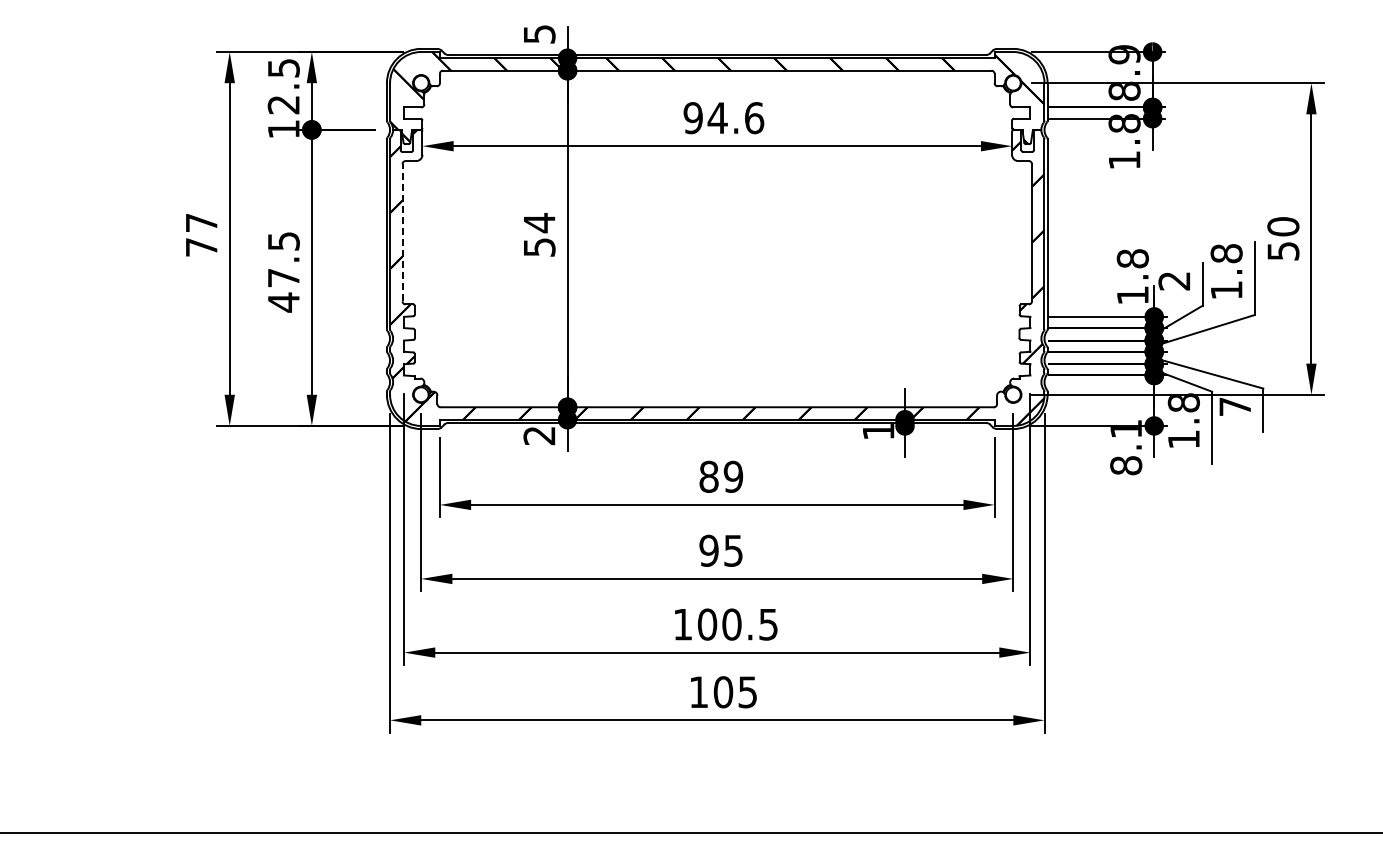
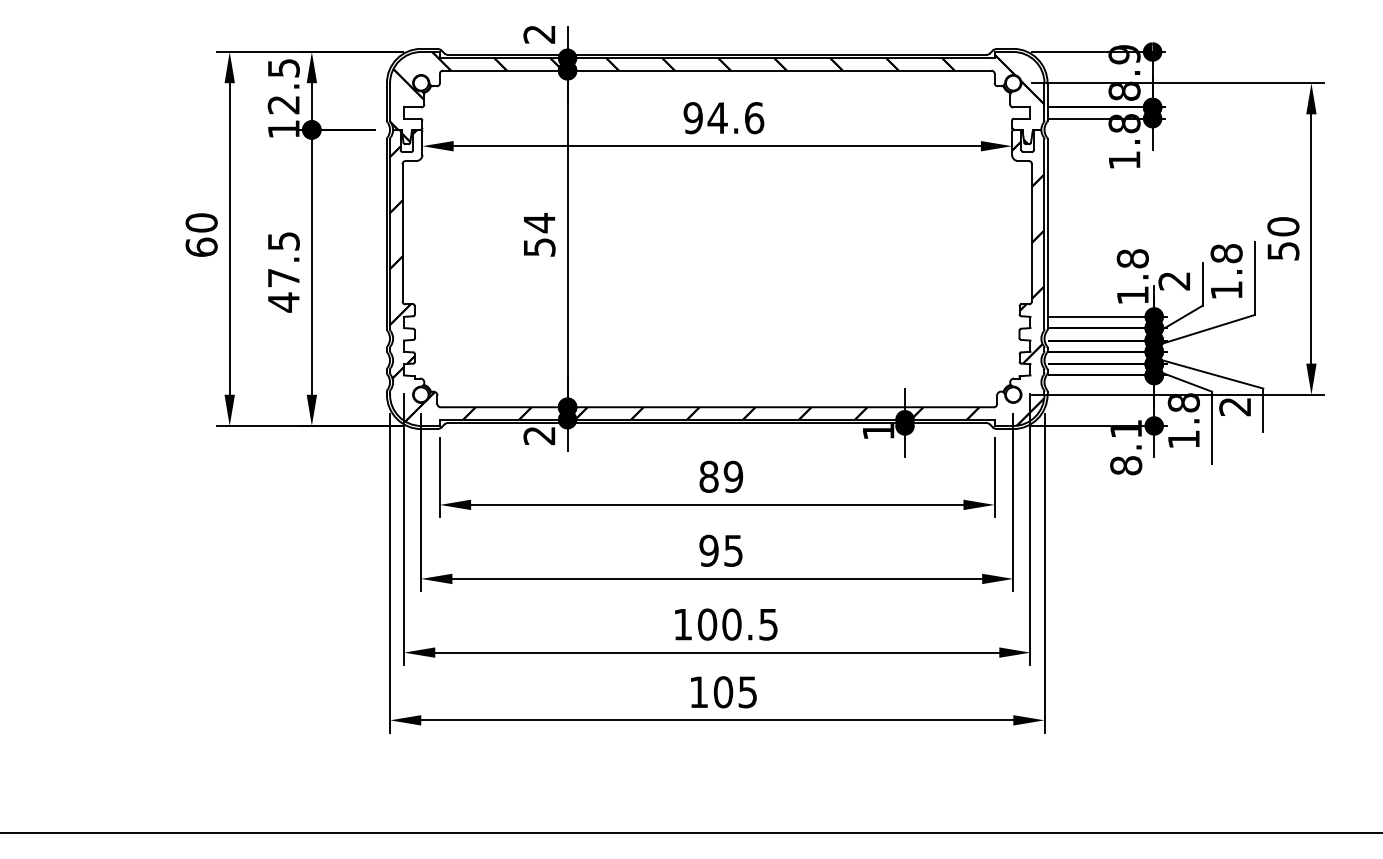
text: 5 -> 2 (539, 34)
line: dashed -> solid (402, 232)
text: 77 -> 60 (201, 234)
text: 7 -> 2 (1234, 406)
